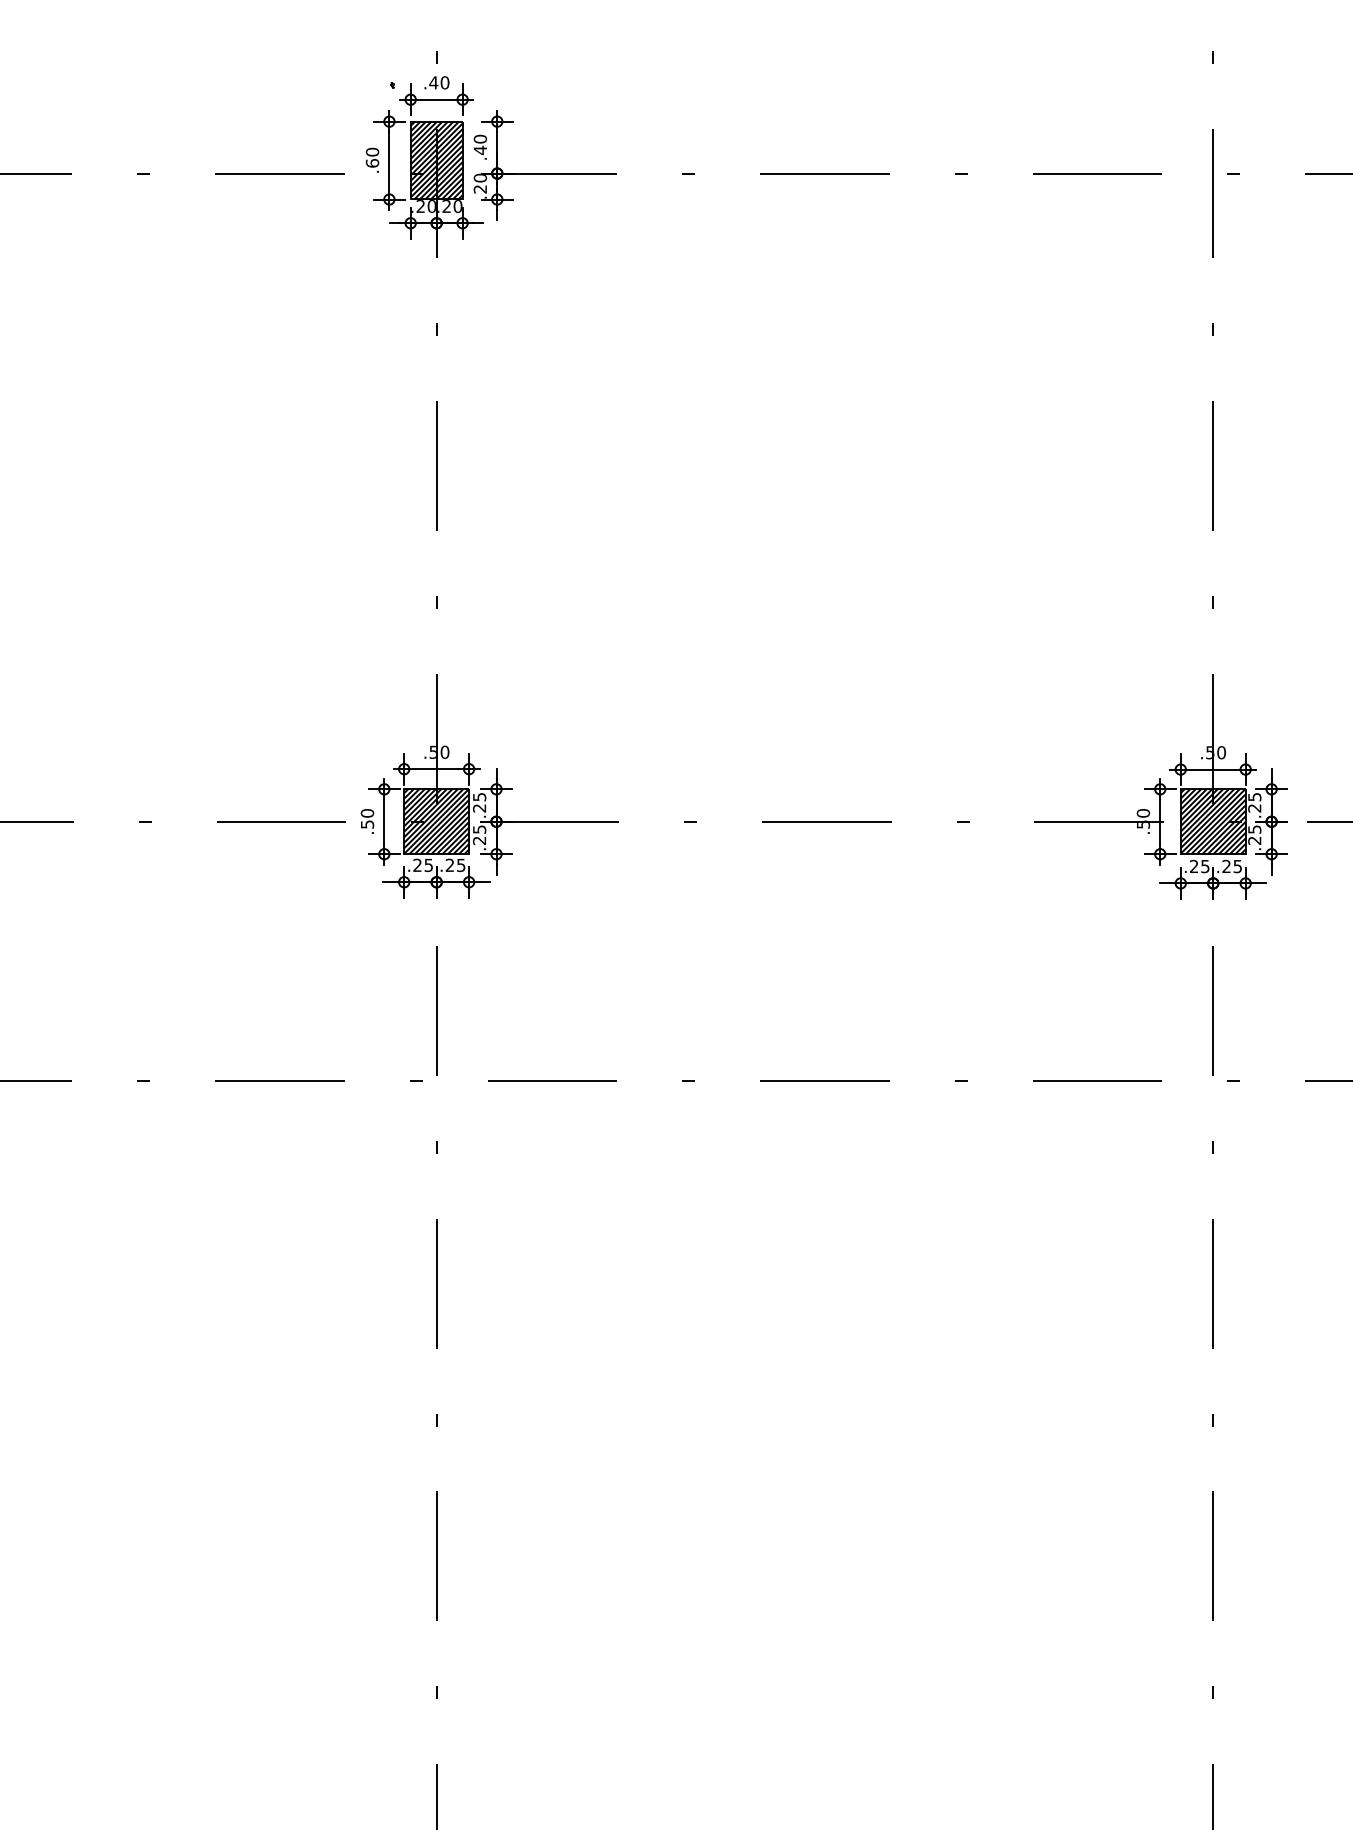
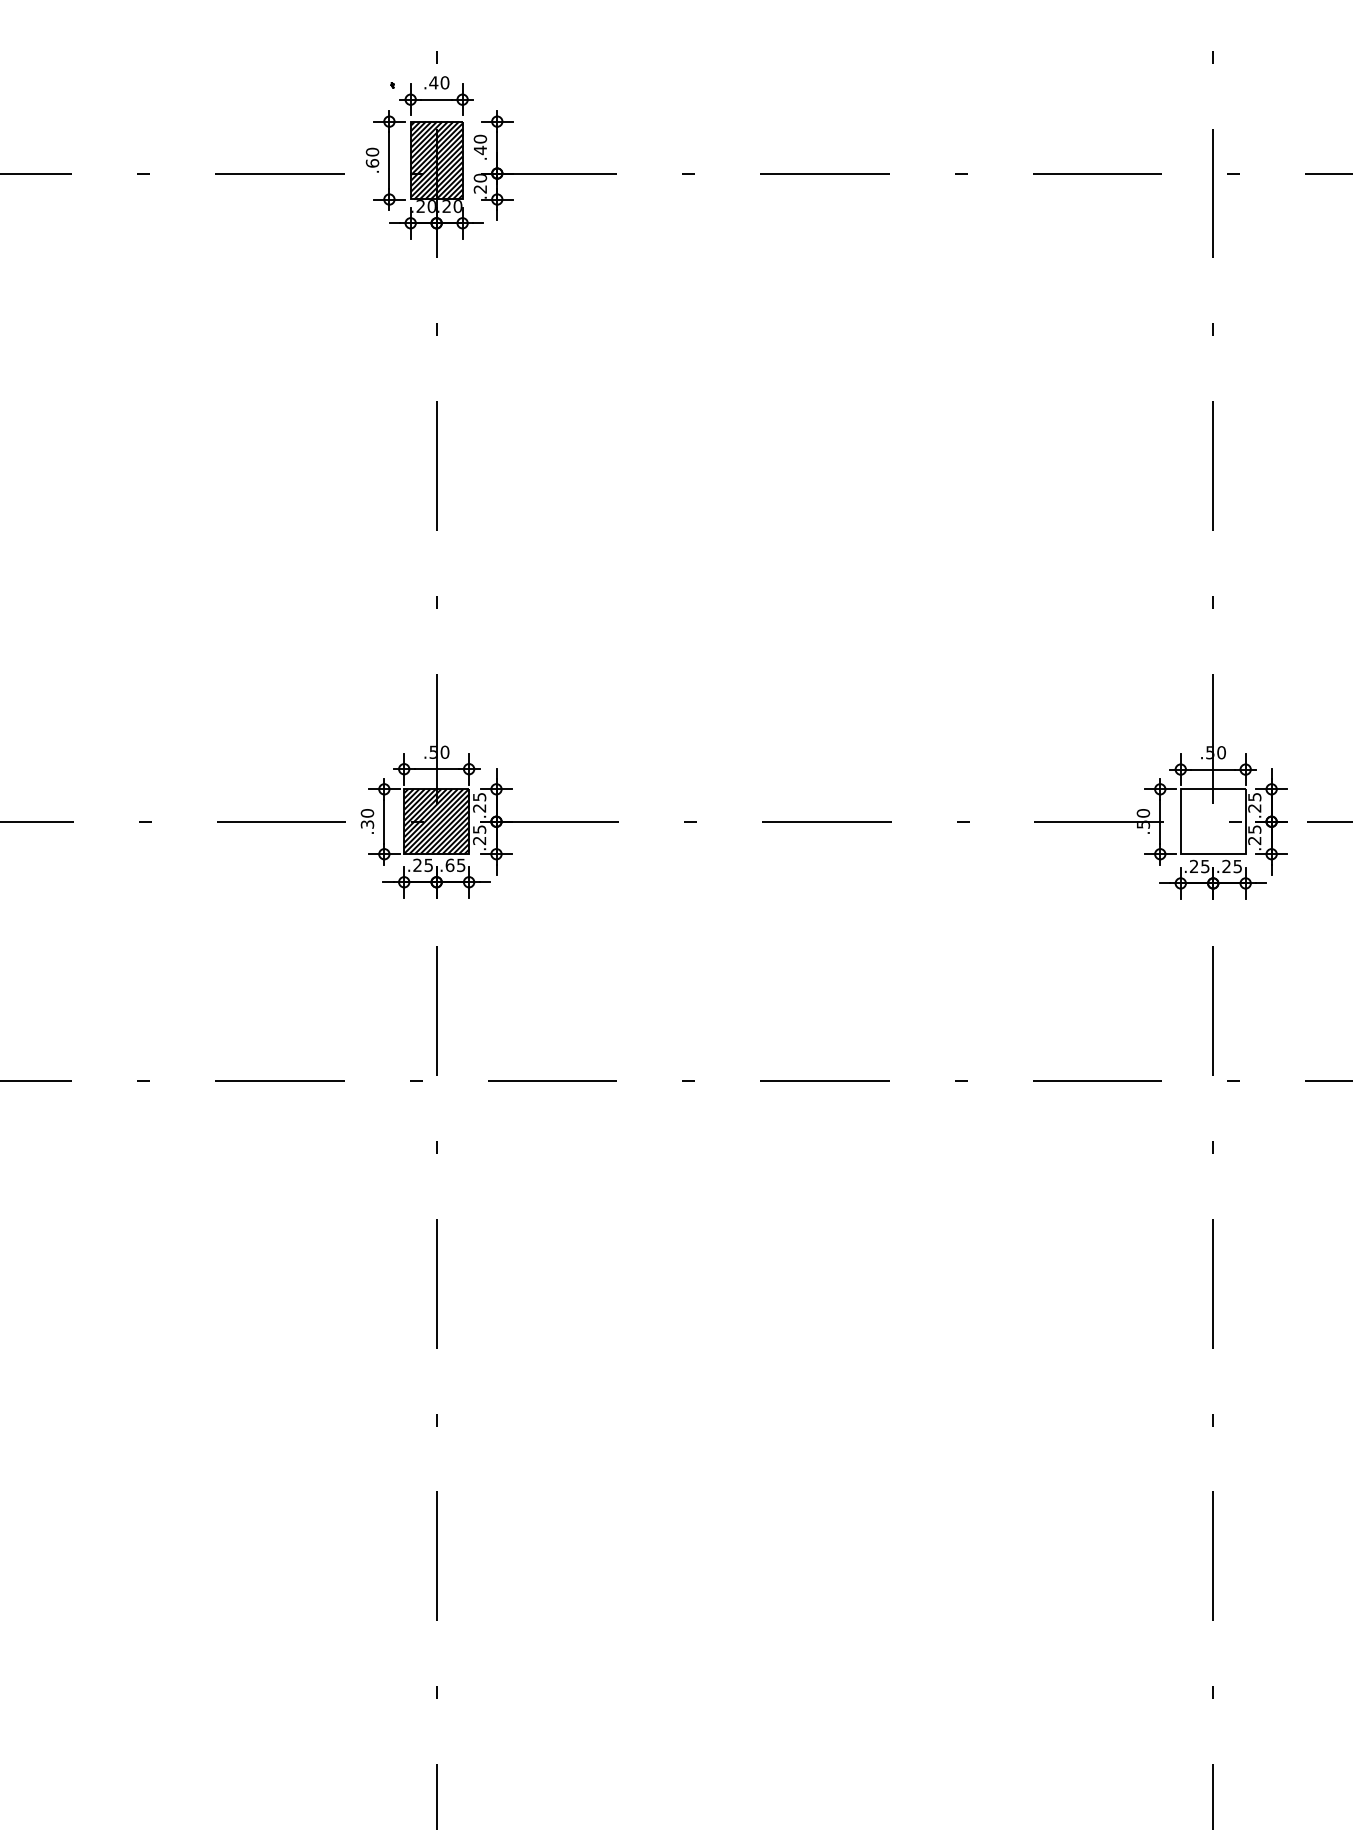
hatch: present -> none (1212, 821)
text: .50 -> .30 (366, 824)
text: .25 -> .65 (449, 865)
